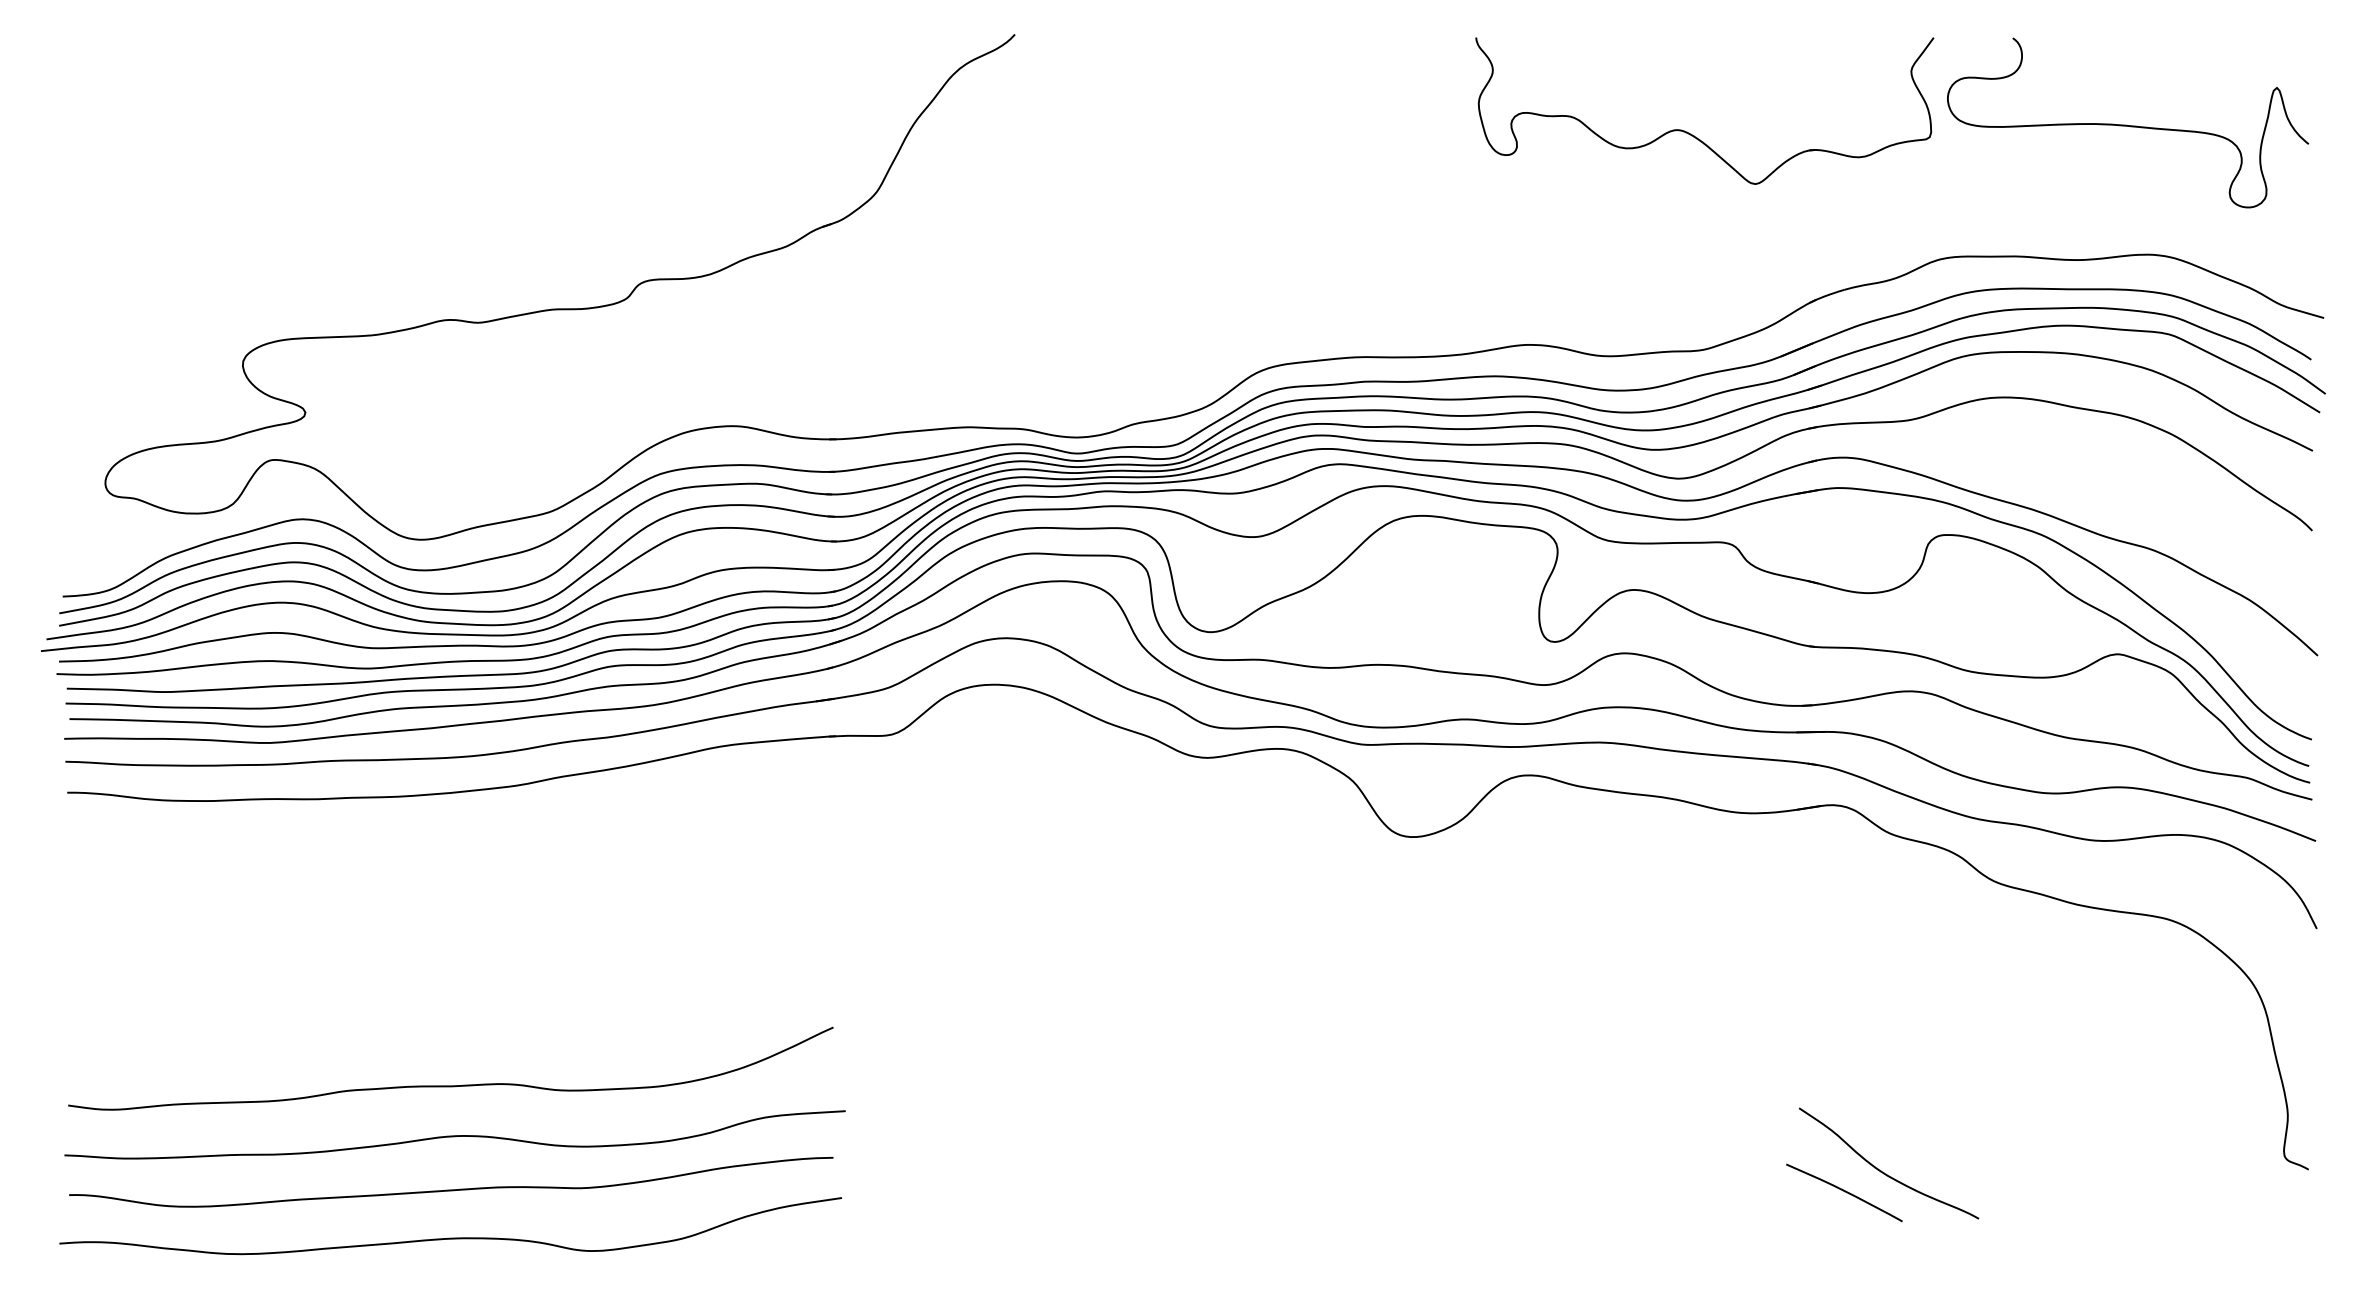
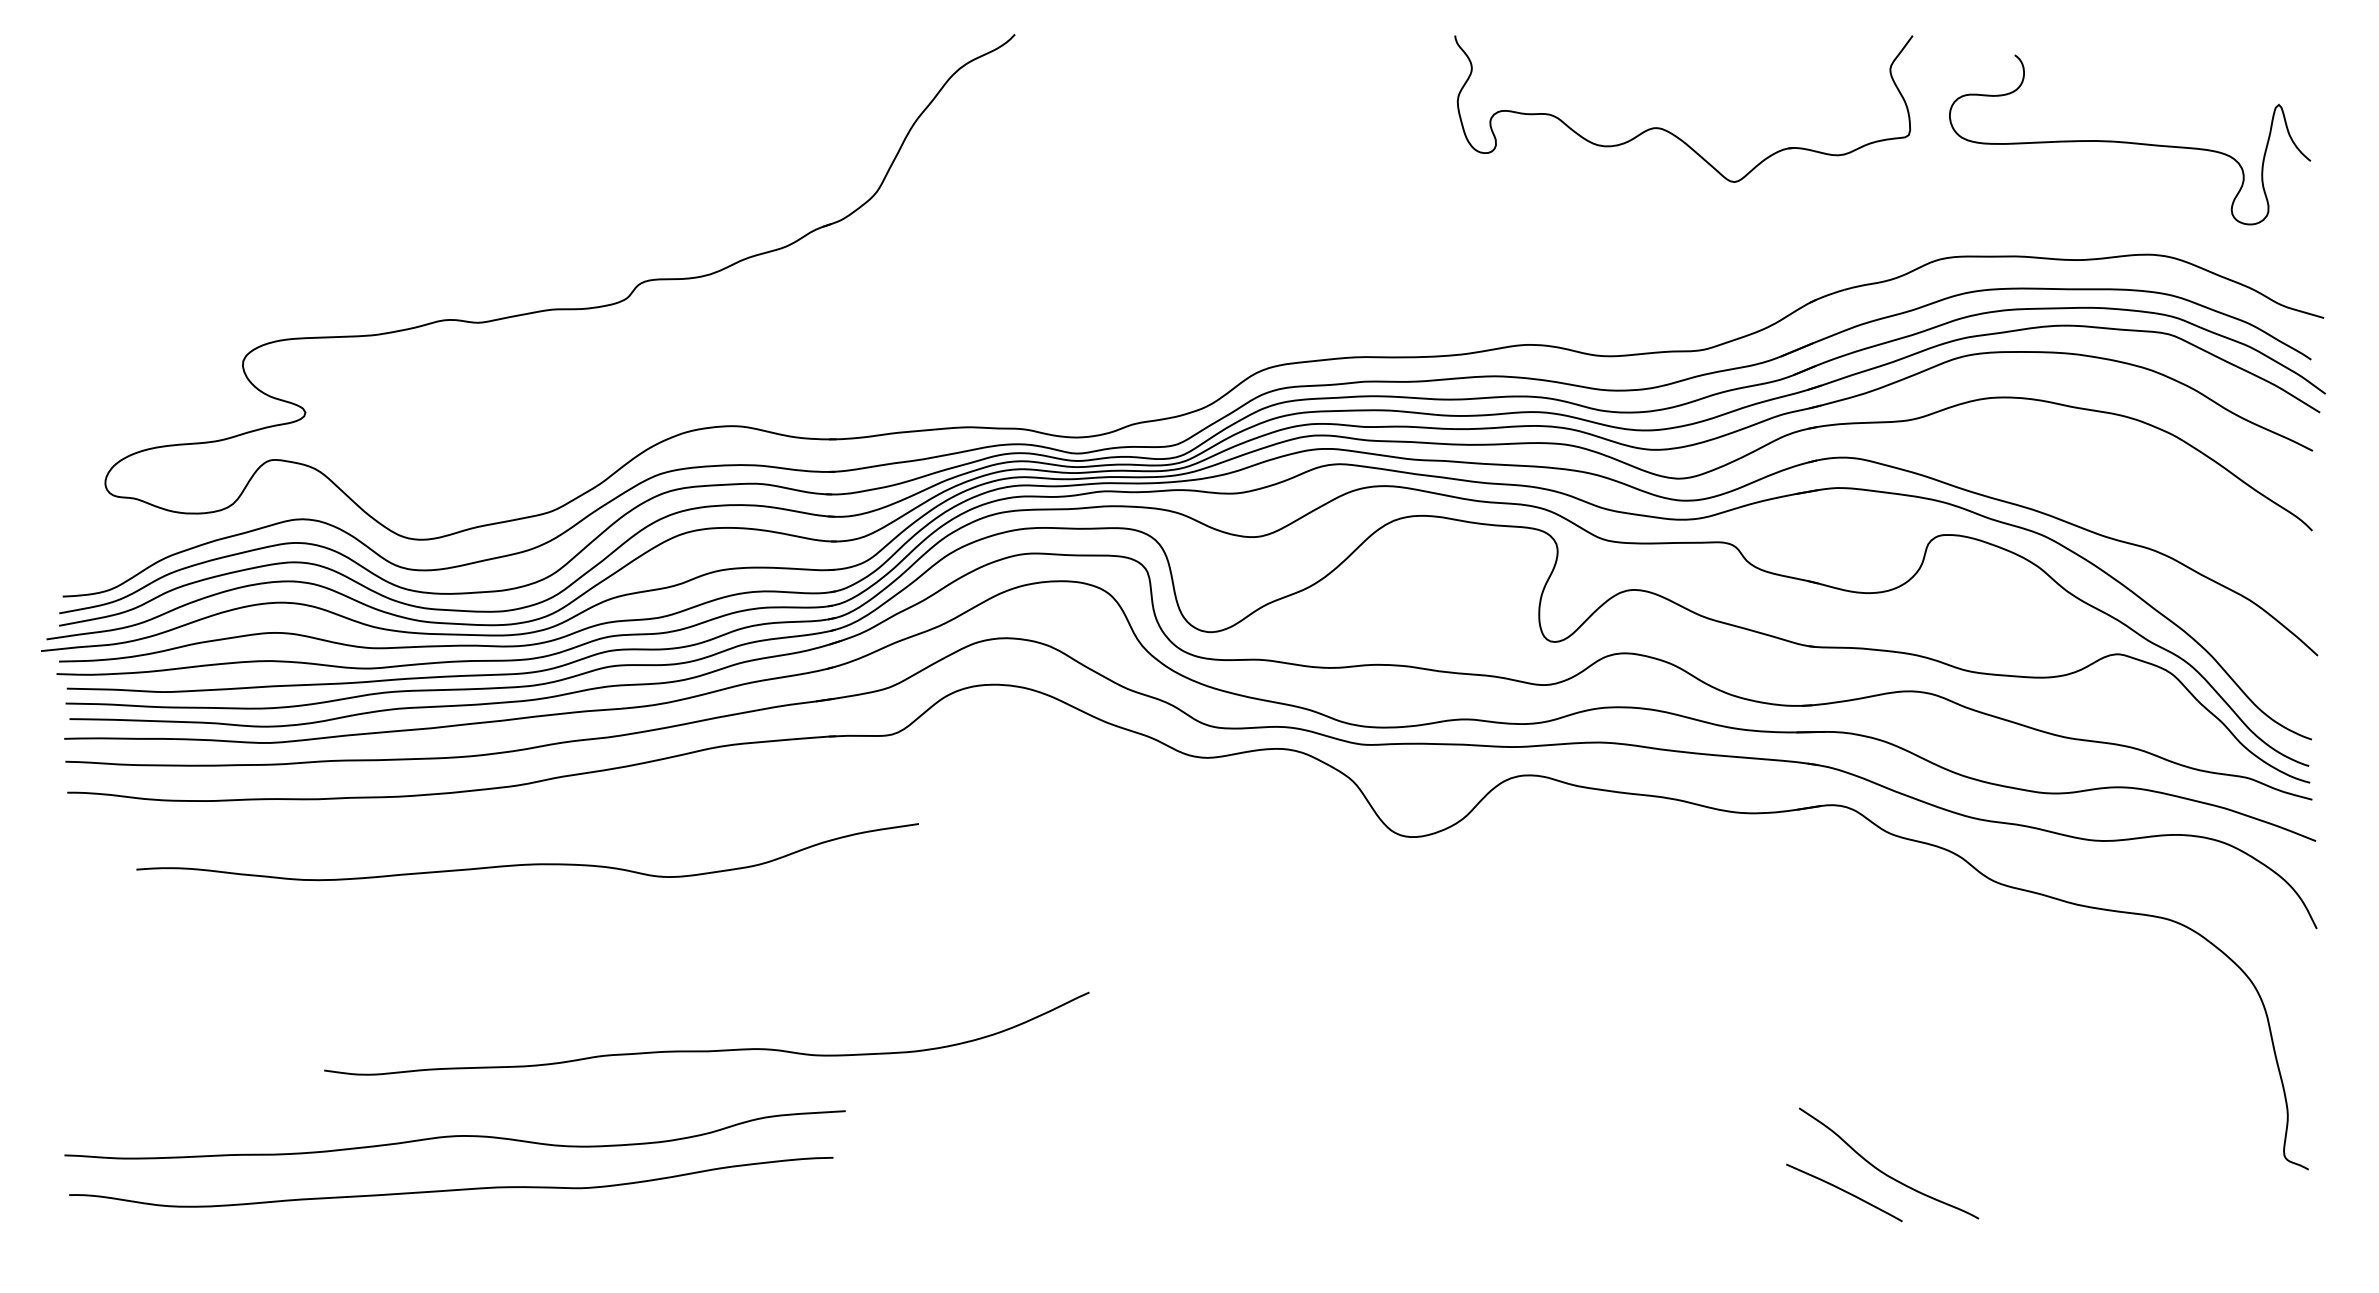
curve position: (2126, 124) -> (2128, 141) (2128, 141)
part position: (1689, 132) -> (1668, 130) (1668, 130)
curve position: (450, 1085) -> (706, 1050) (706, 1050)
curve position: (450, 1237) -> (527, 863) (527, 863)
